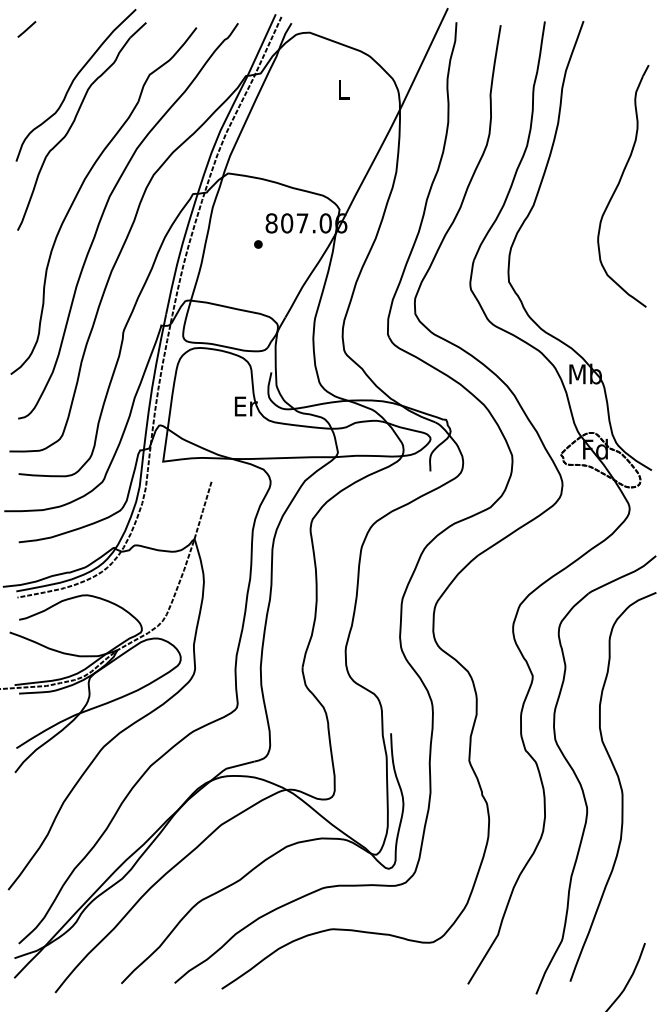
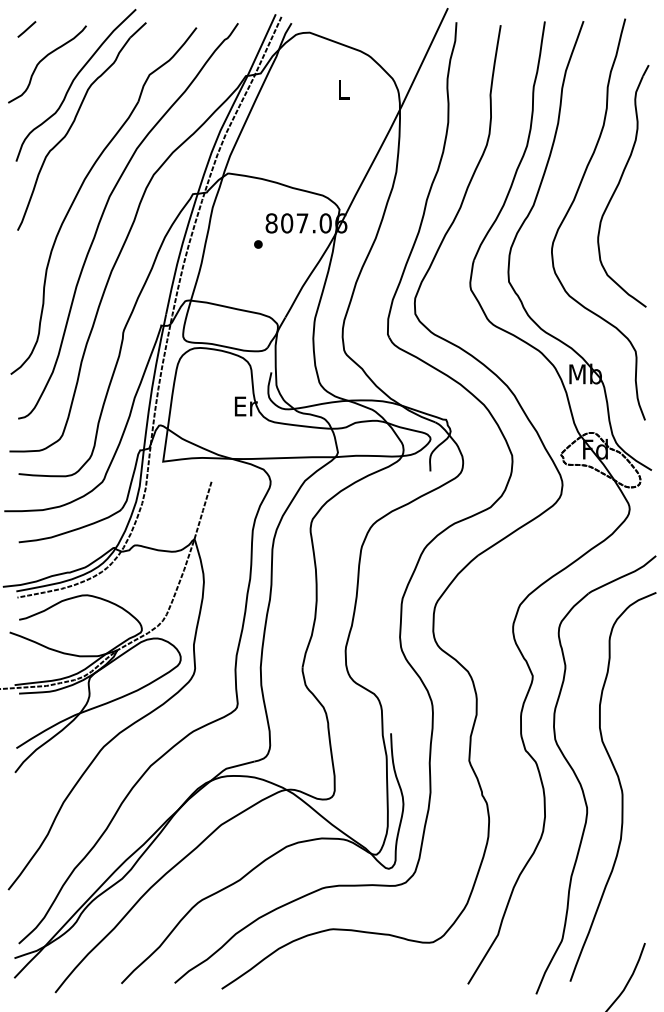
curve: none -> present (44, 59)
curve: none -> present (572, 205)
